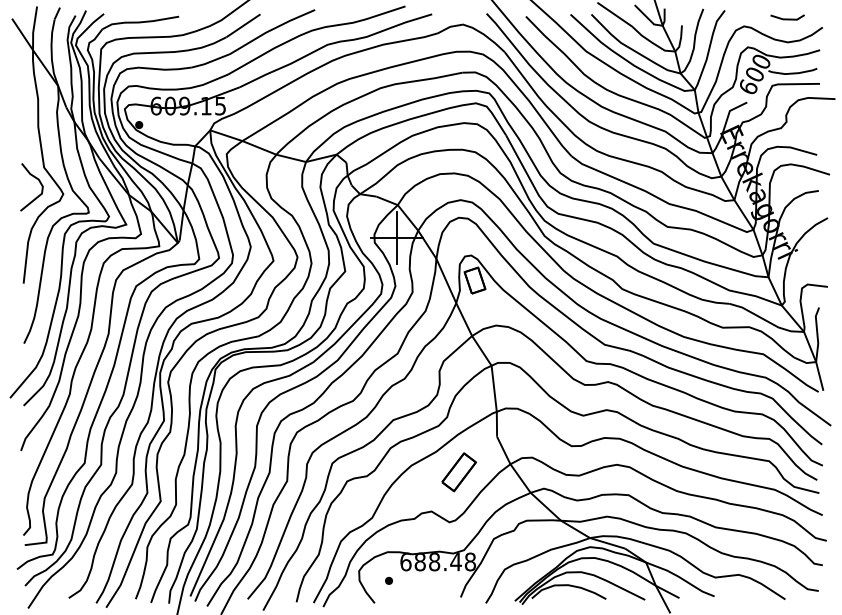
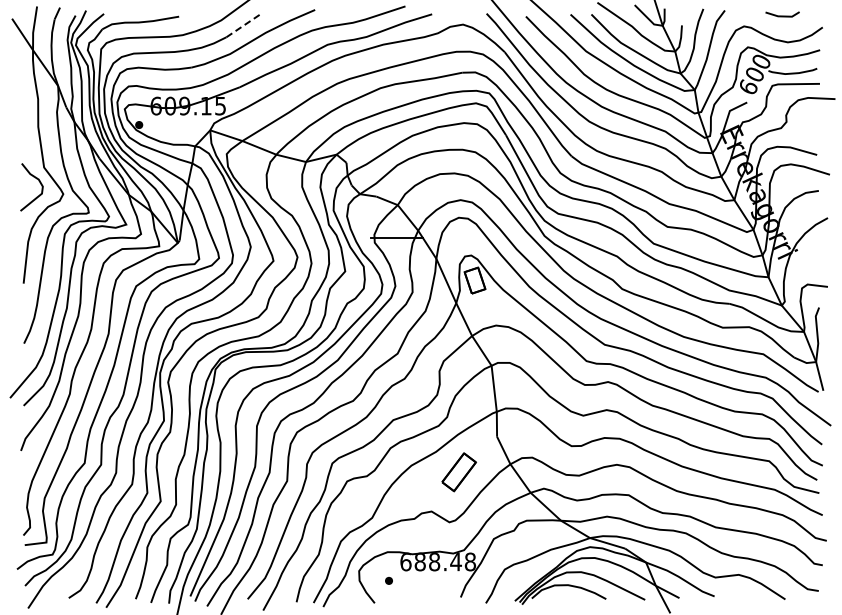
line position: (787, 18) -> (782, 15) (782, 15)
line: solid -> dashed (243, 25)
line: present -> none (396, 238)
